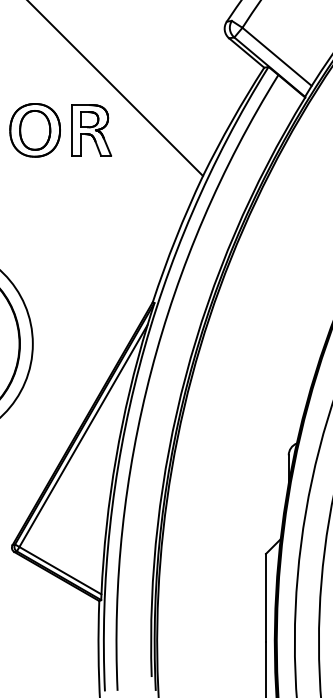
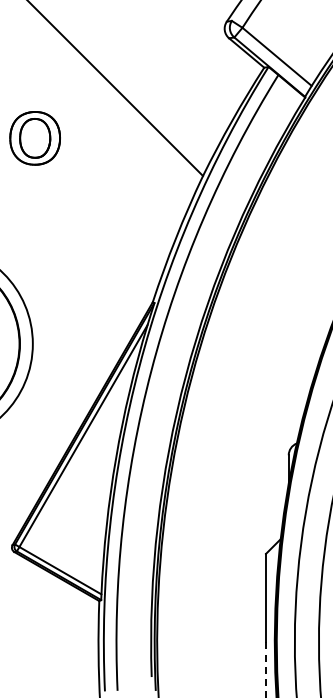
part position: (34, 130) -> (34, 138) (34, 138)
part: present -> none (91, 130)
line: solid -> dashed (265, 670)
